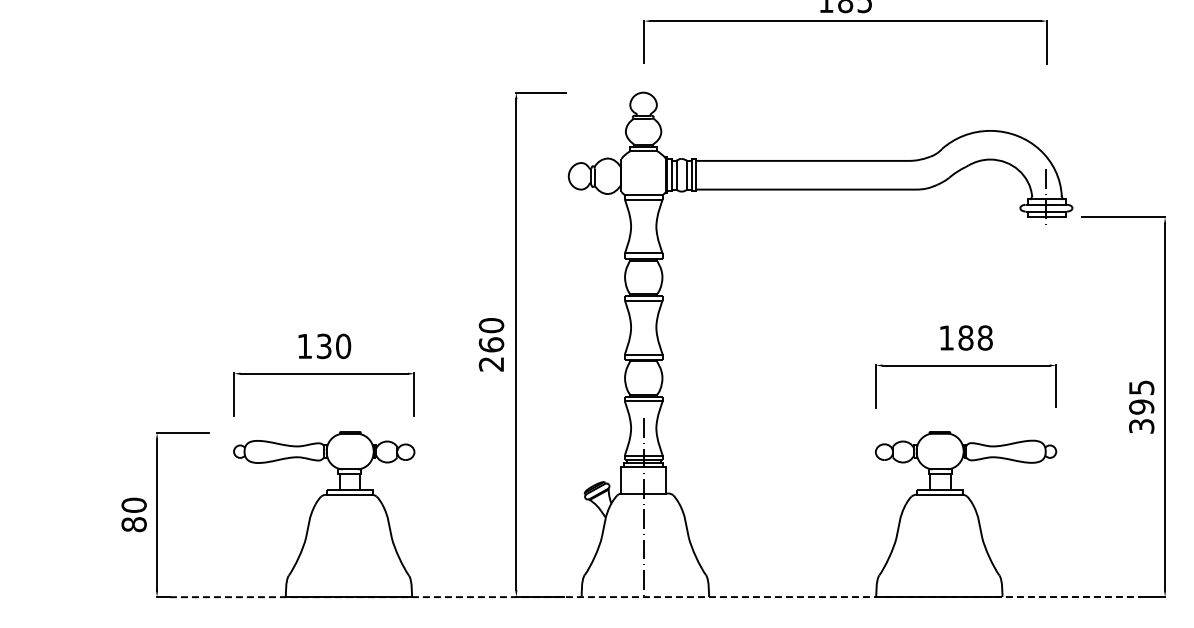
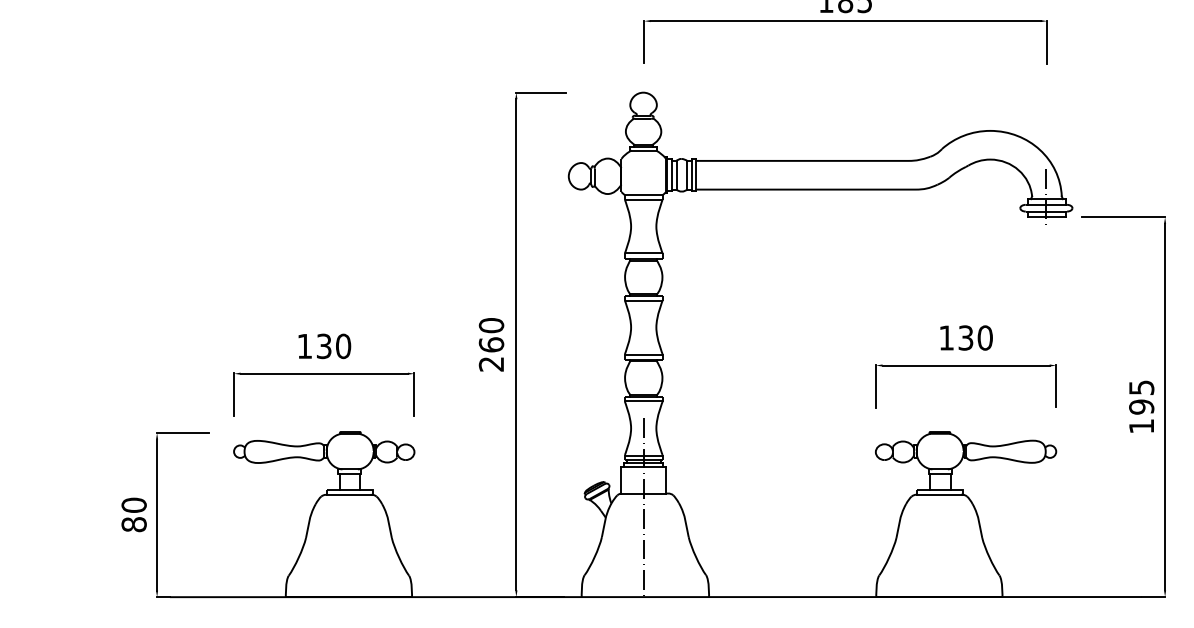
text: 188 -> 130 (975, 337)
text: 395 -> 195 (1141, 426)
line: dashed -> solid (655, 597)
